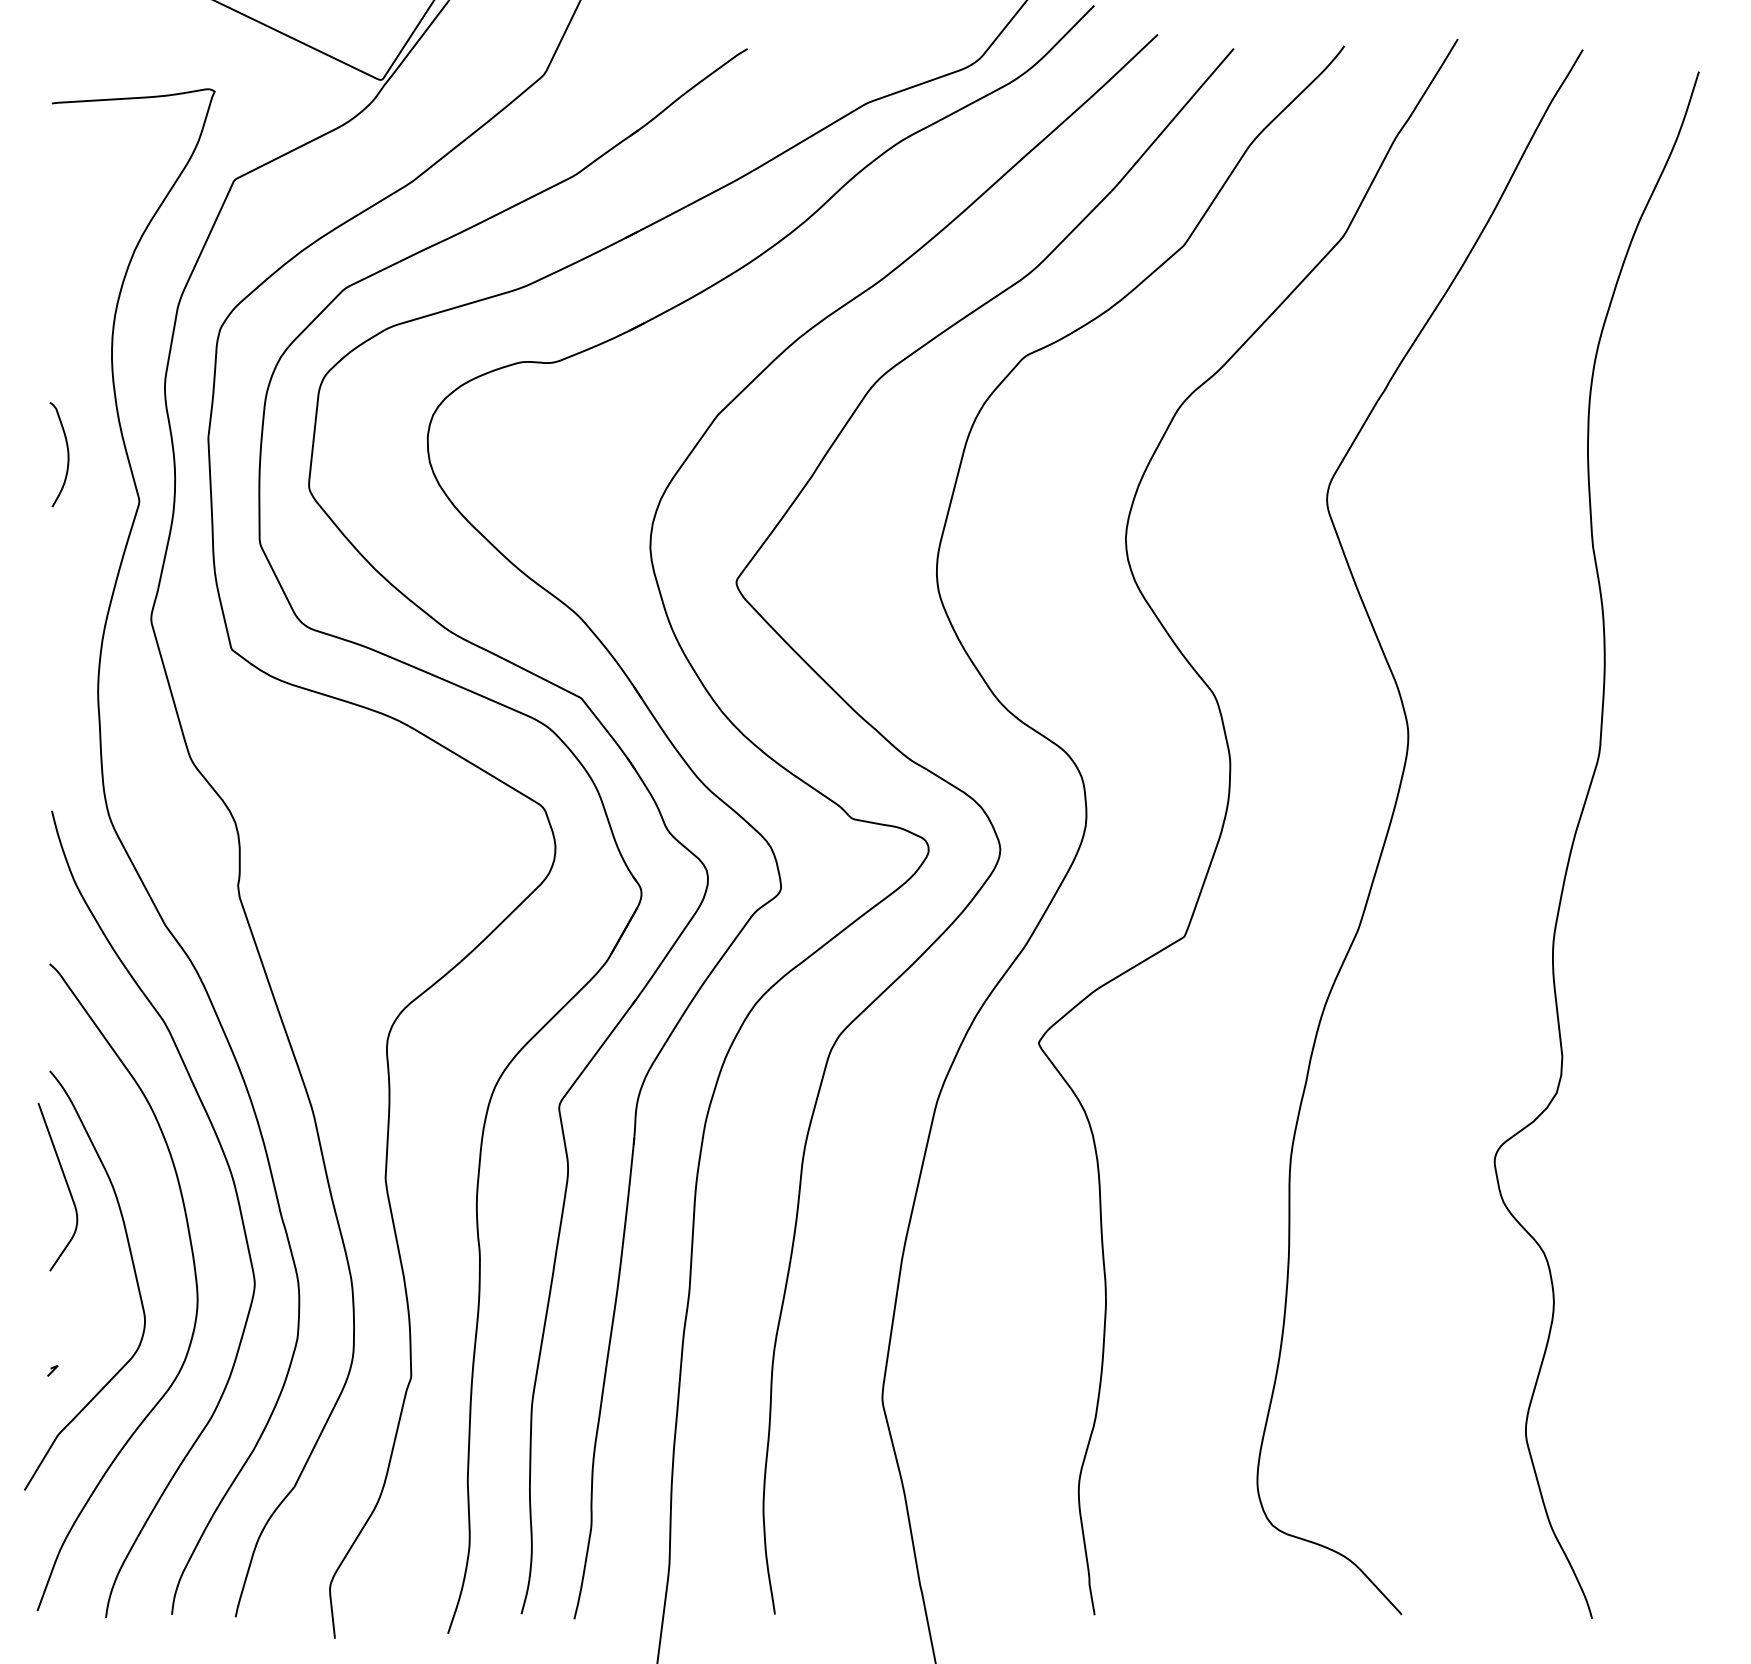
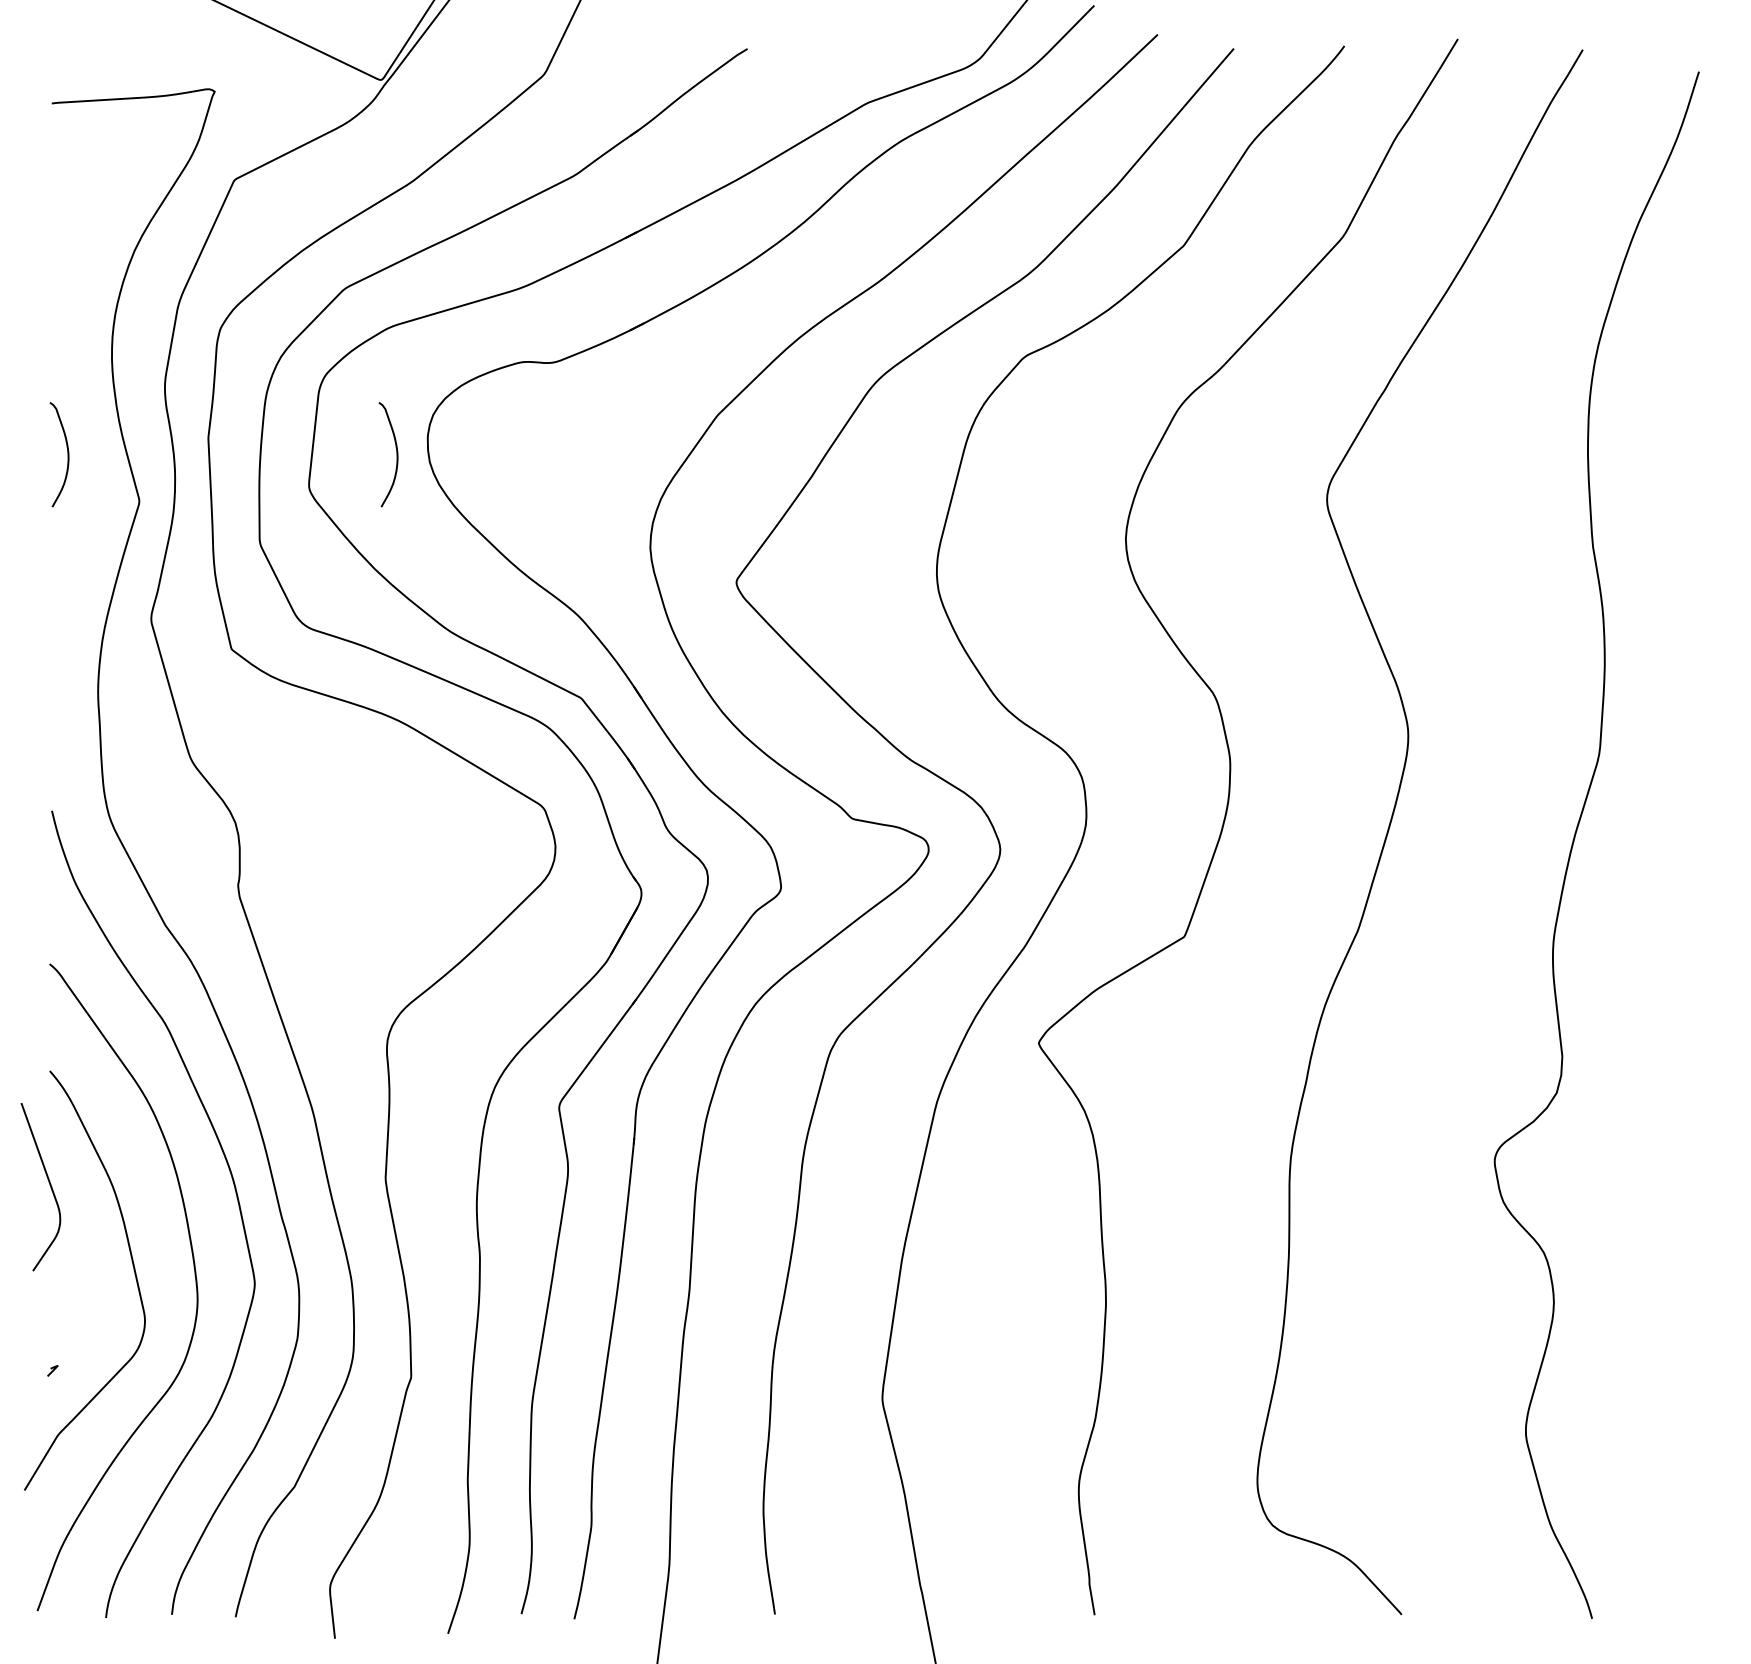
curve: none -> present (396, 454)
curve position: (66, 1185) -> (49, 1185) (49, 1185)
